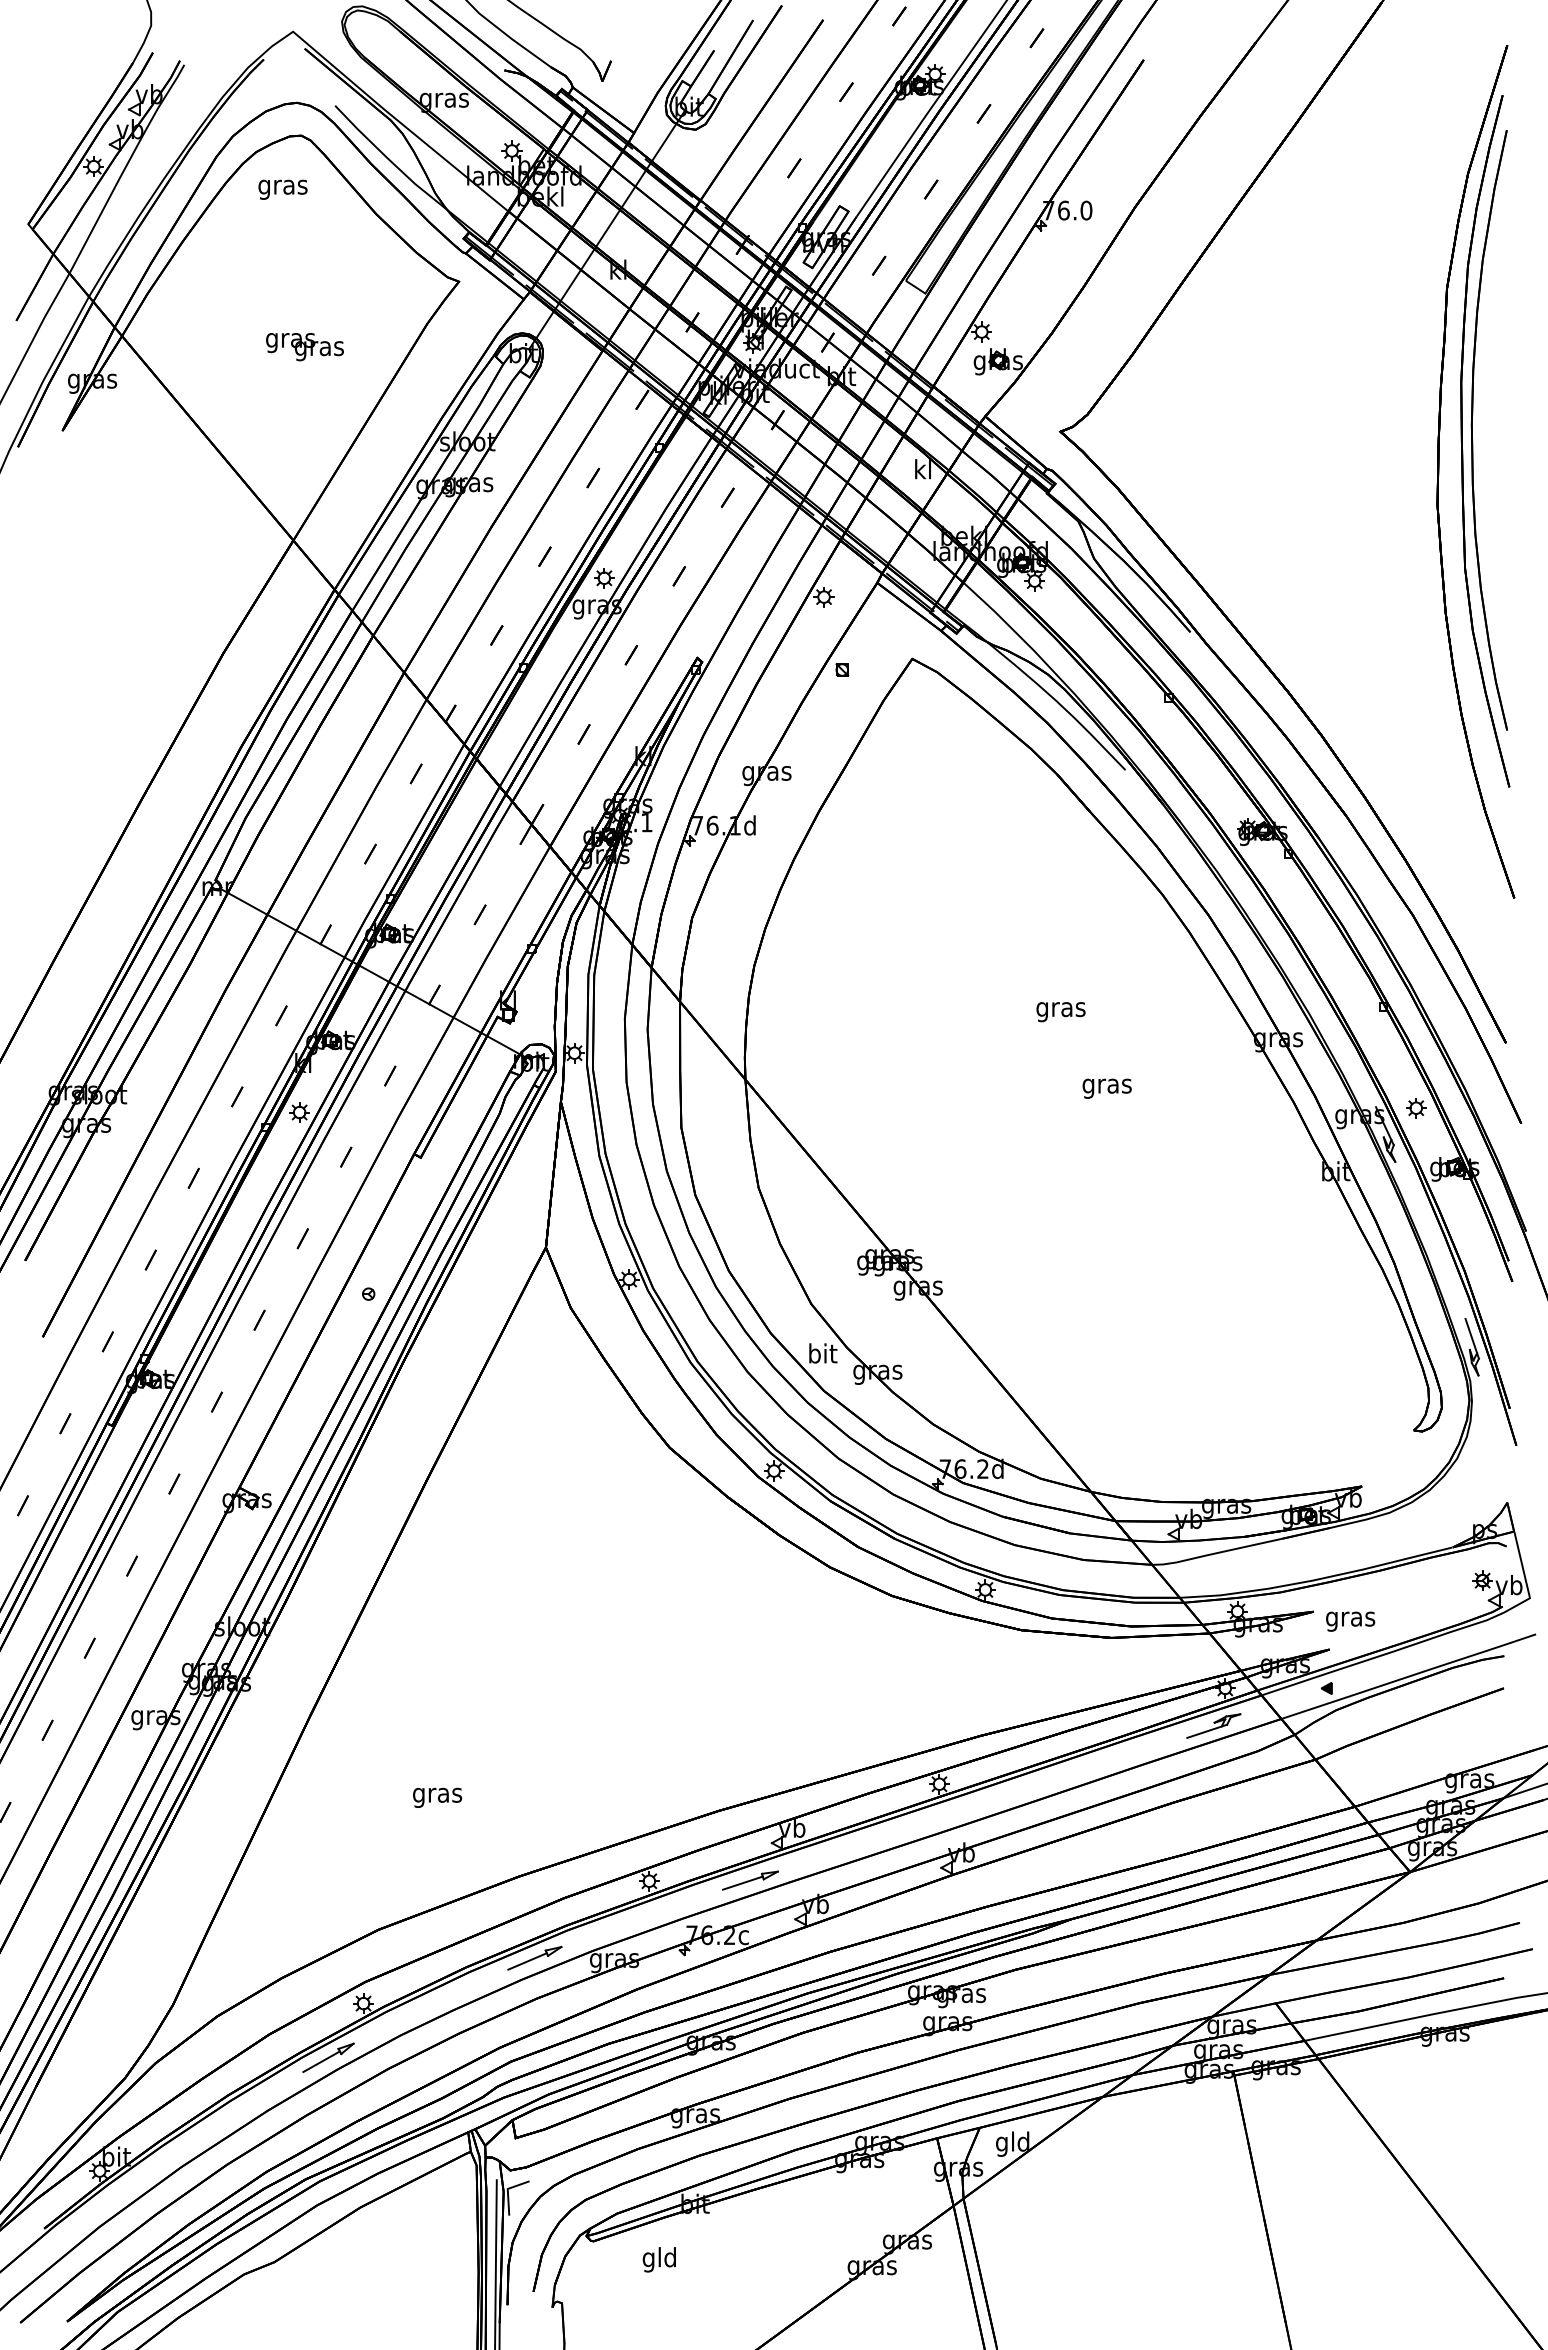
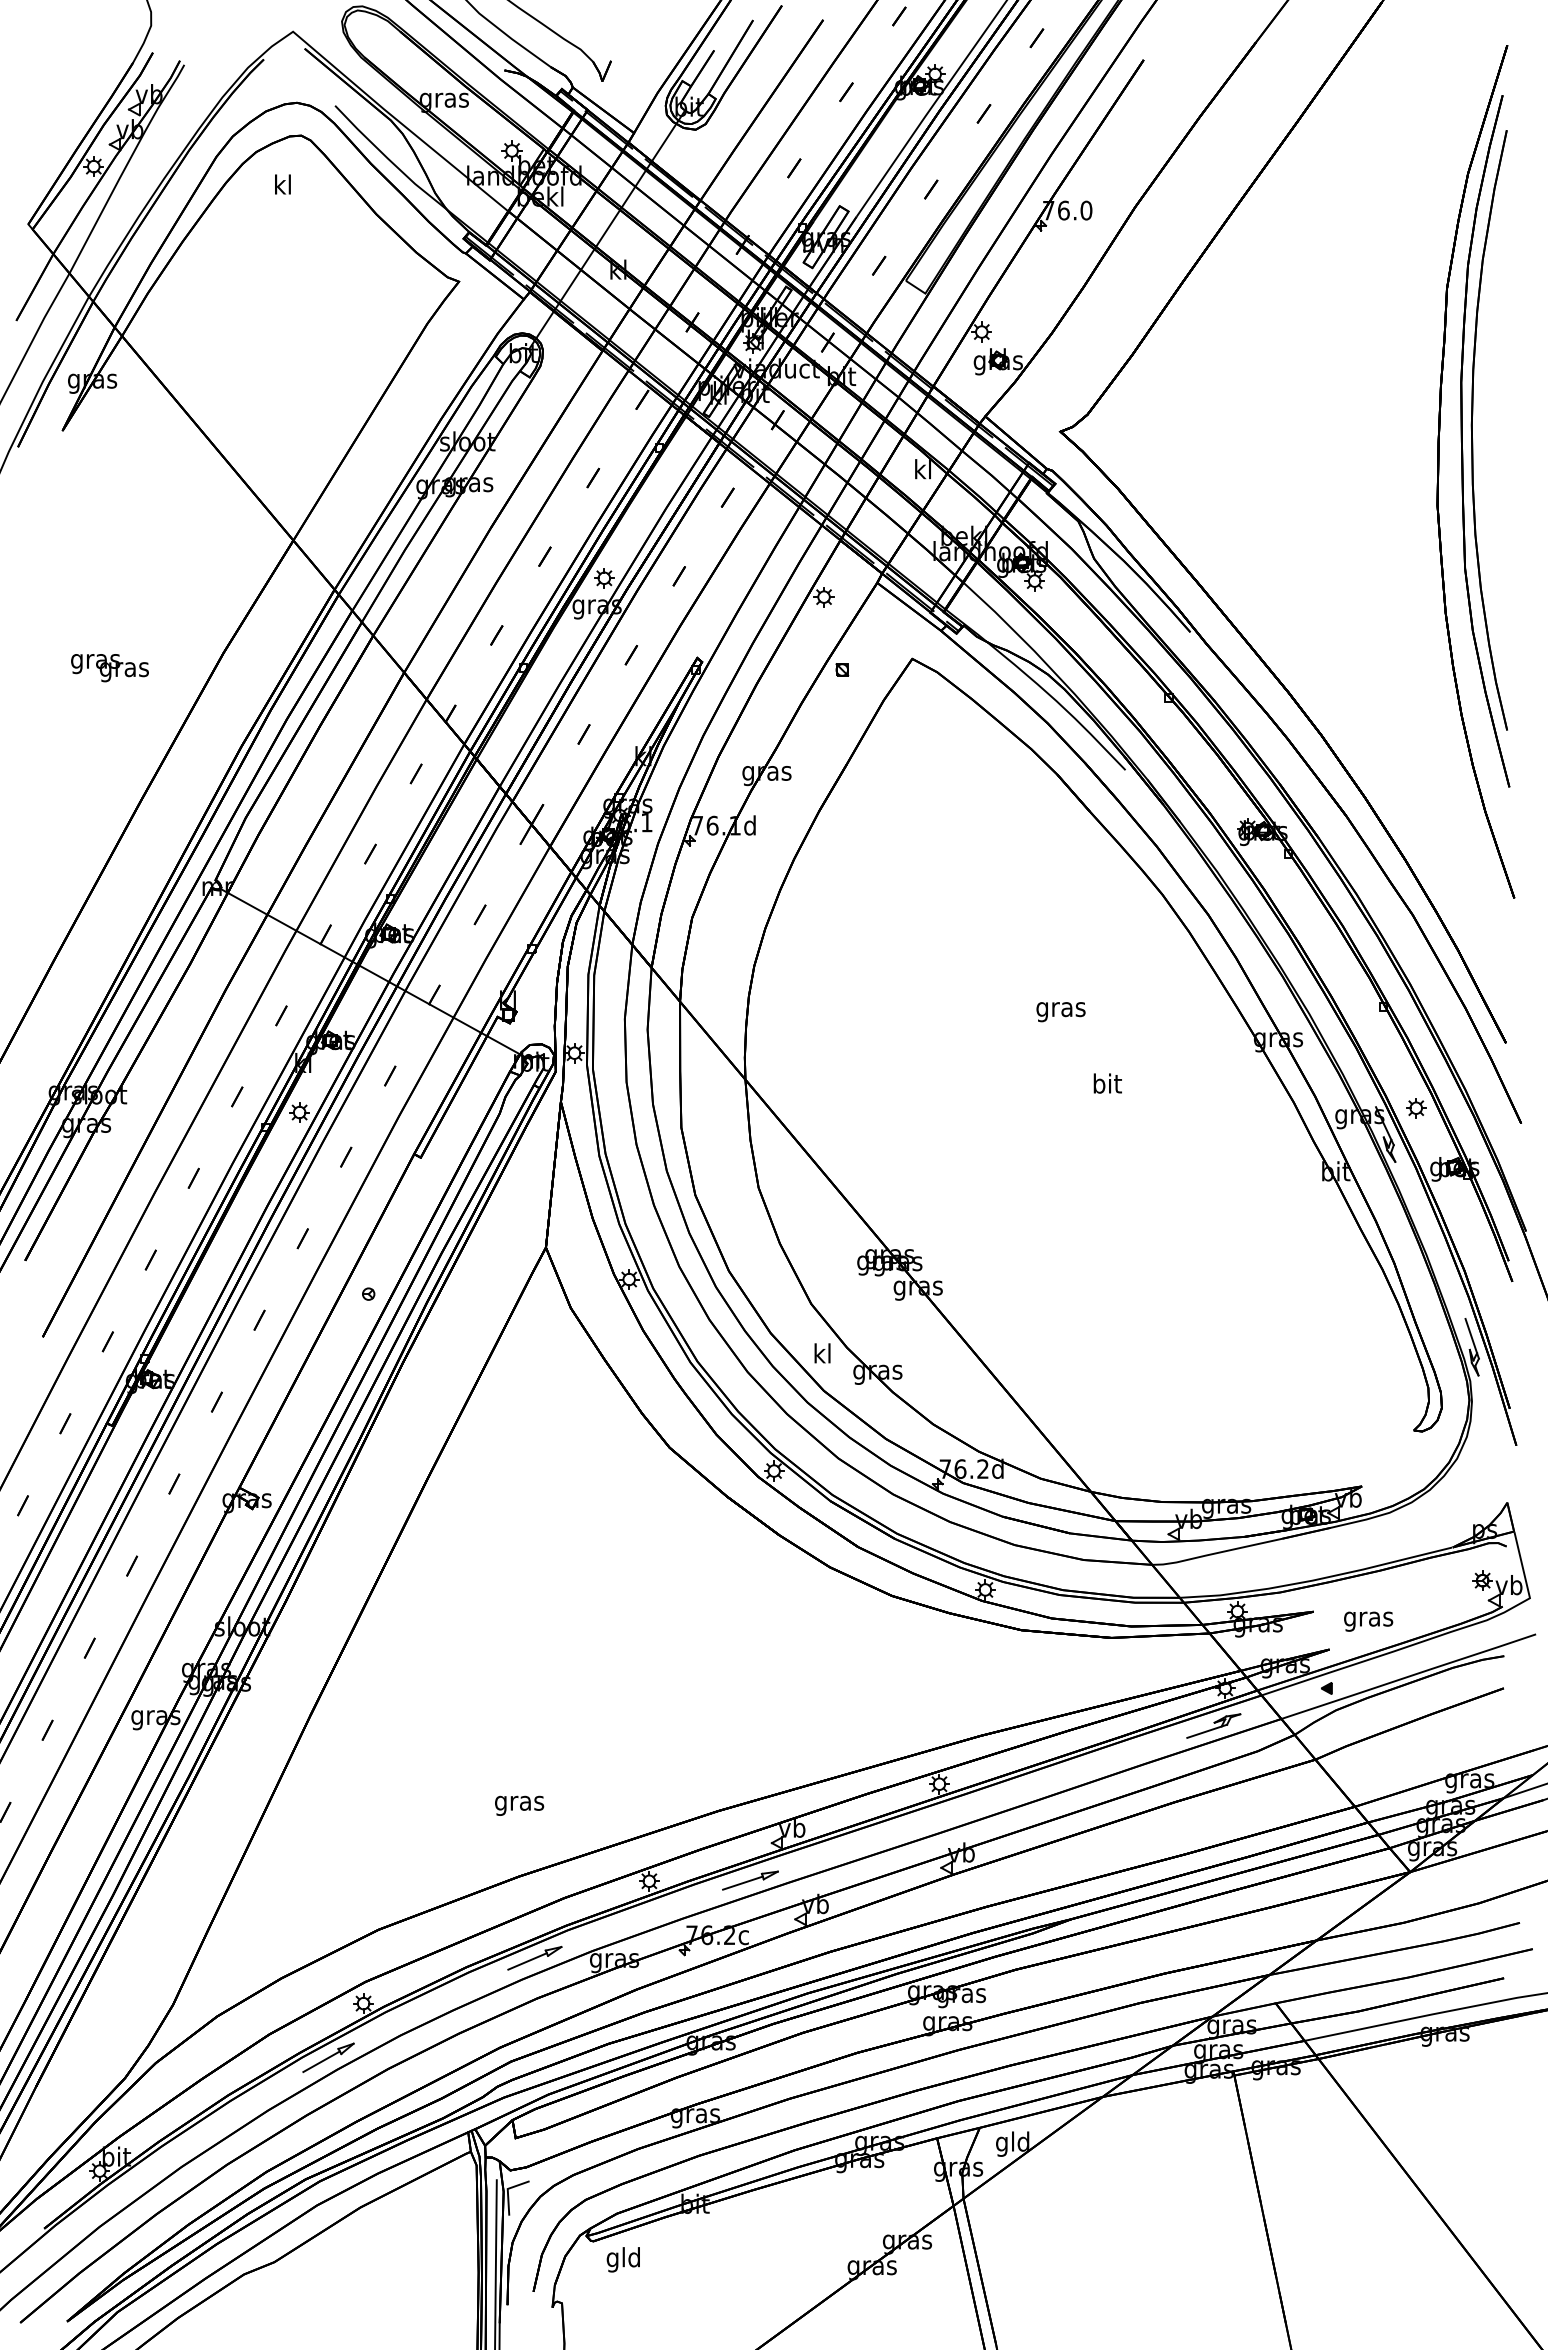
text: gras -> kl (282, 186)
text position: (304, 347) -> (109, 668) (109, 668)
text: gras -> bit (1106, 1085)
text: bit -> kl (823, 1353)
text position: (1350, 1621) -> (1368, 1621) (1368, 1621)
text position: (437, 1797) -> (519, 1805) (519, 1805)
text position: (658, 2259) -> (622, 2259) (622, 2259)
